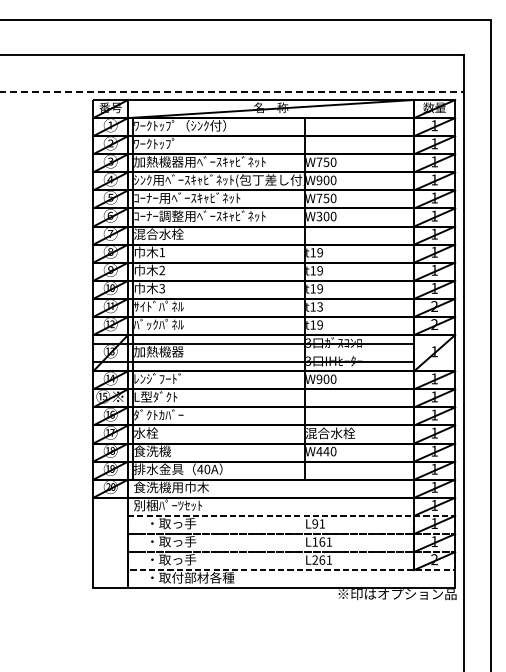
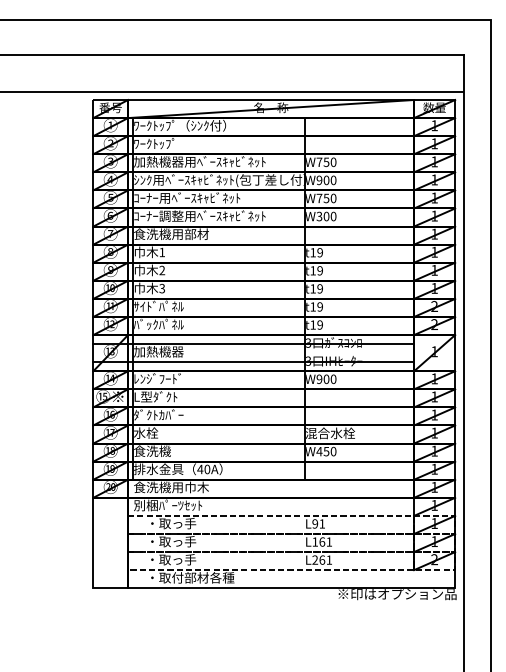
line: dashed -> solid (232, 91)
text: 混合水栓 -> 食洗機用部材 (171, 233)
text: t13 -> t19 (319, 306)
text: W440 -> W450 (326, 451)
